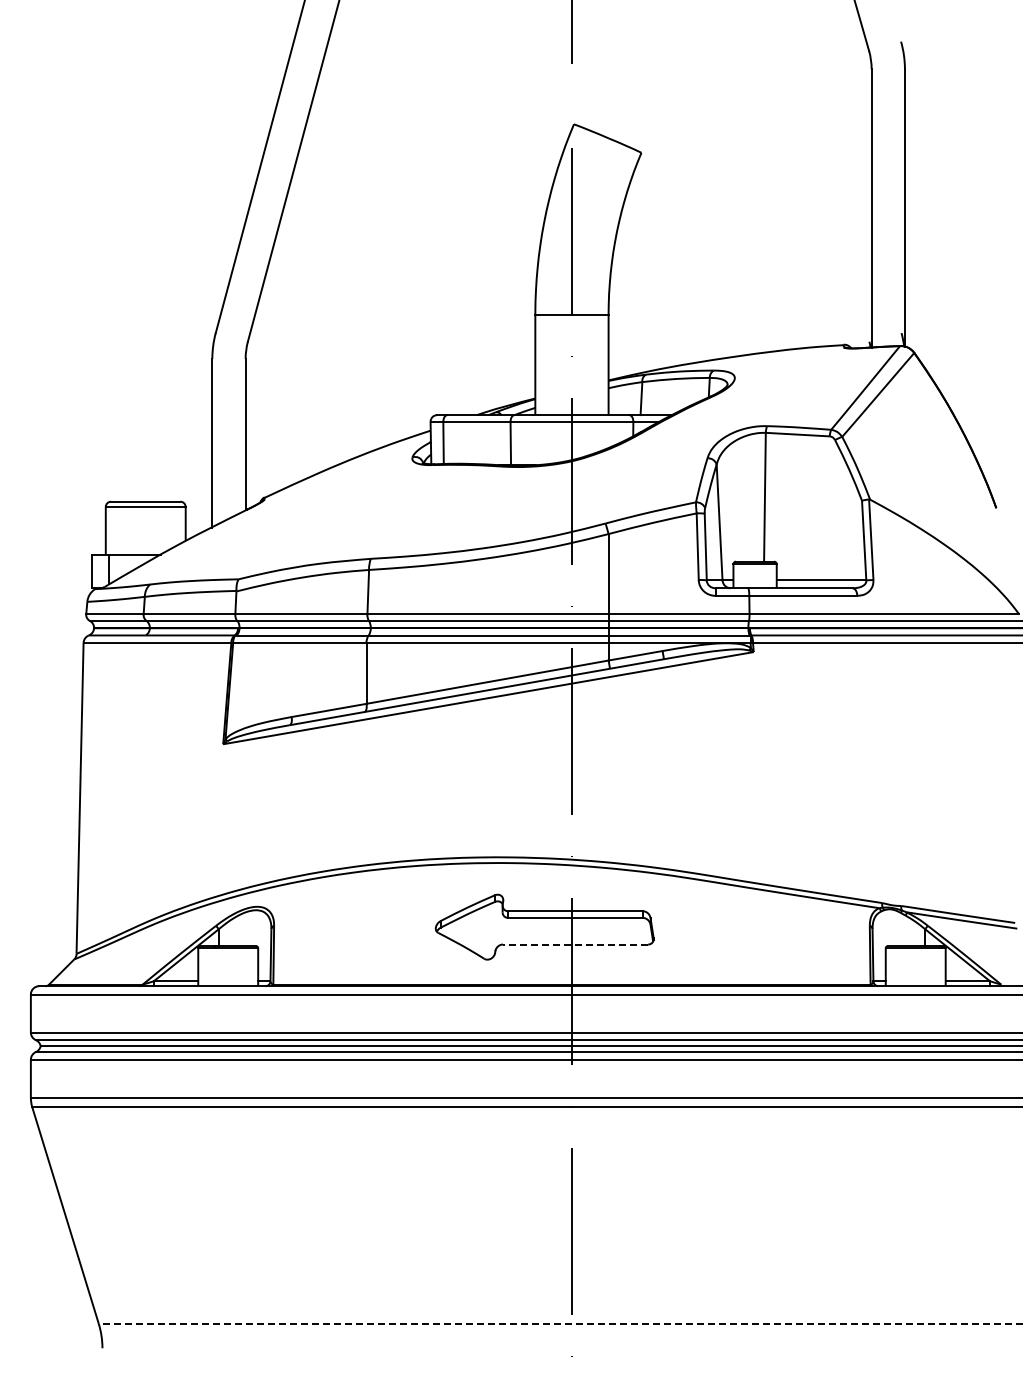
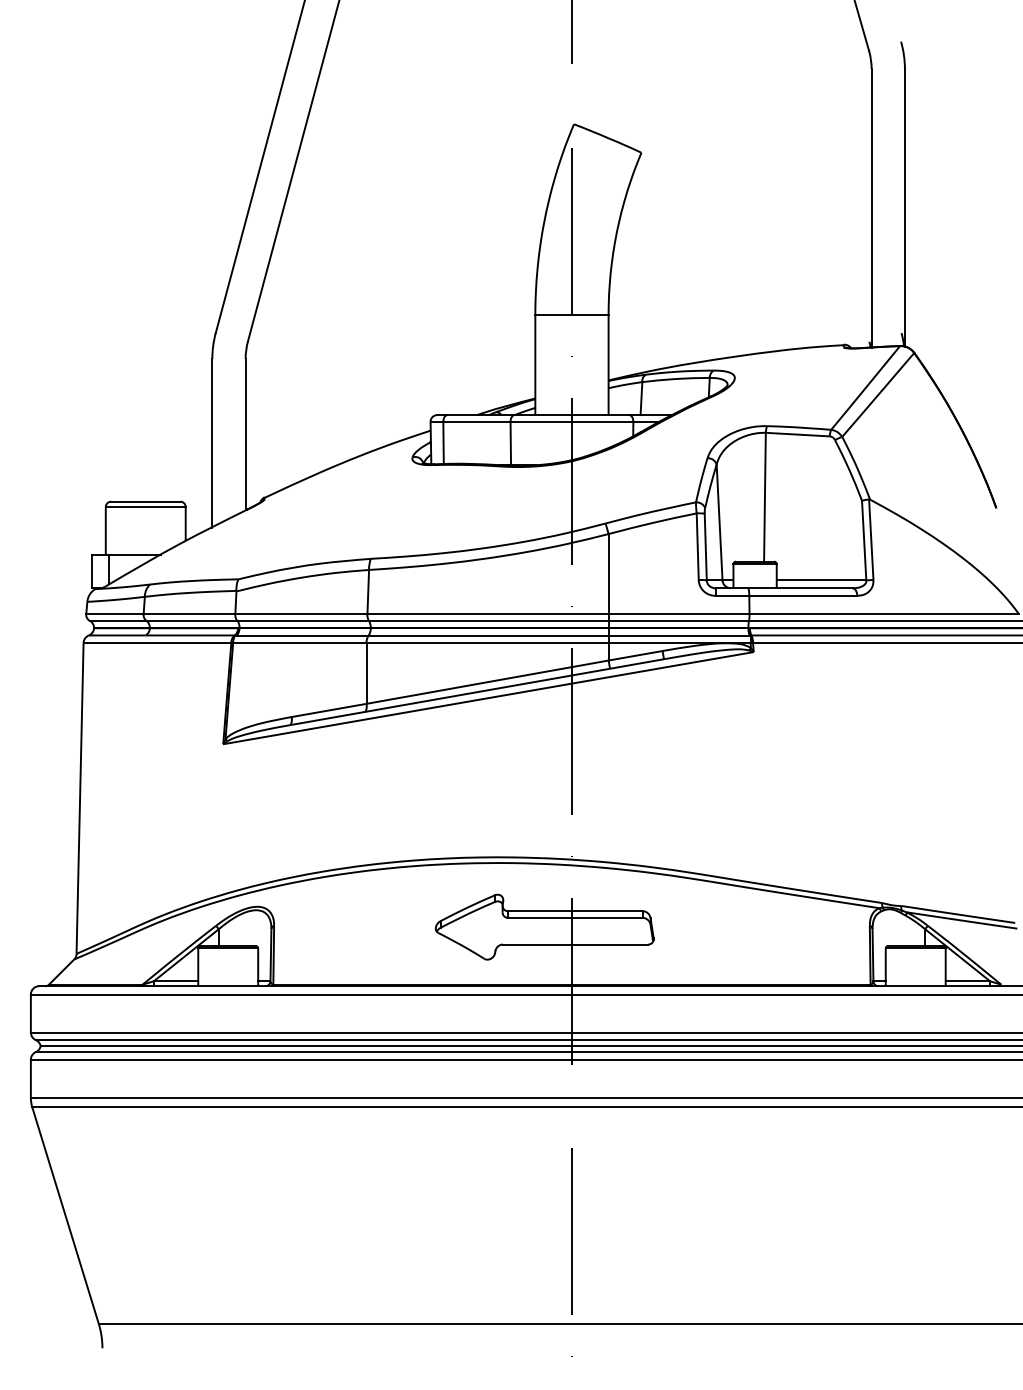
line: dashed -> solid (575, 944)
line: dashed -> solid (560, 1323)
